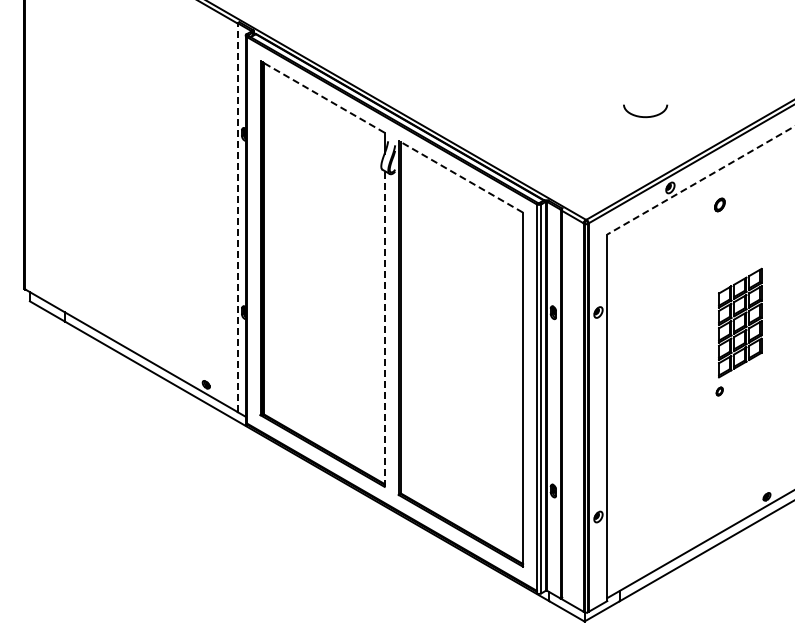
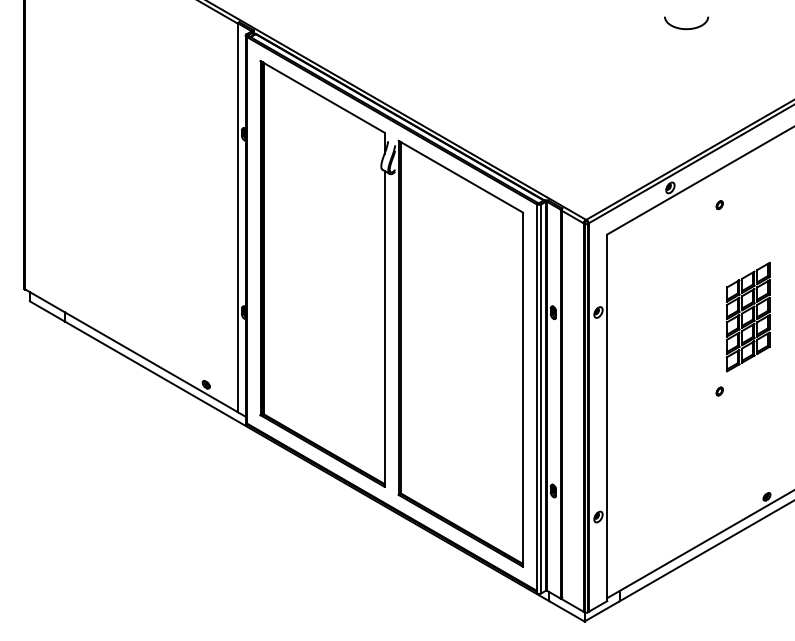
line: dashed -> solid (322, 96)
curve position: (645, 116) -> (686, 28) (686, 28)
line: dashed -> solid (460, 176)
line: dashed -> solid (700, 180)
part size: 12x16 px -> 9x11 px (719, 205)
line: dashed -> solid (237, 217)
part position: (740, 322) -> (748, 316) (748, 316)
line: dashed -> solid (384, 328)
